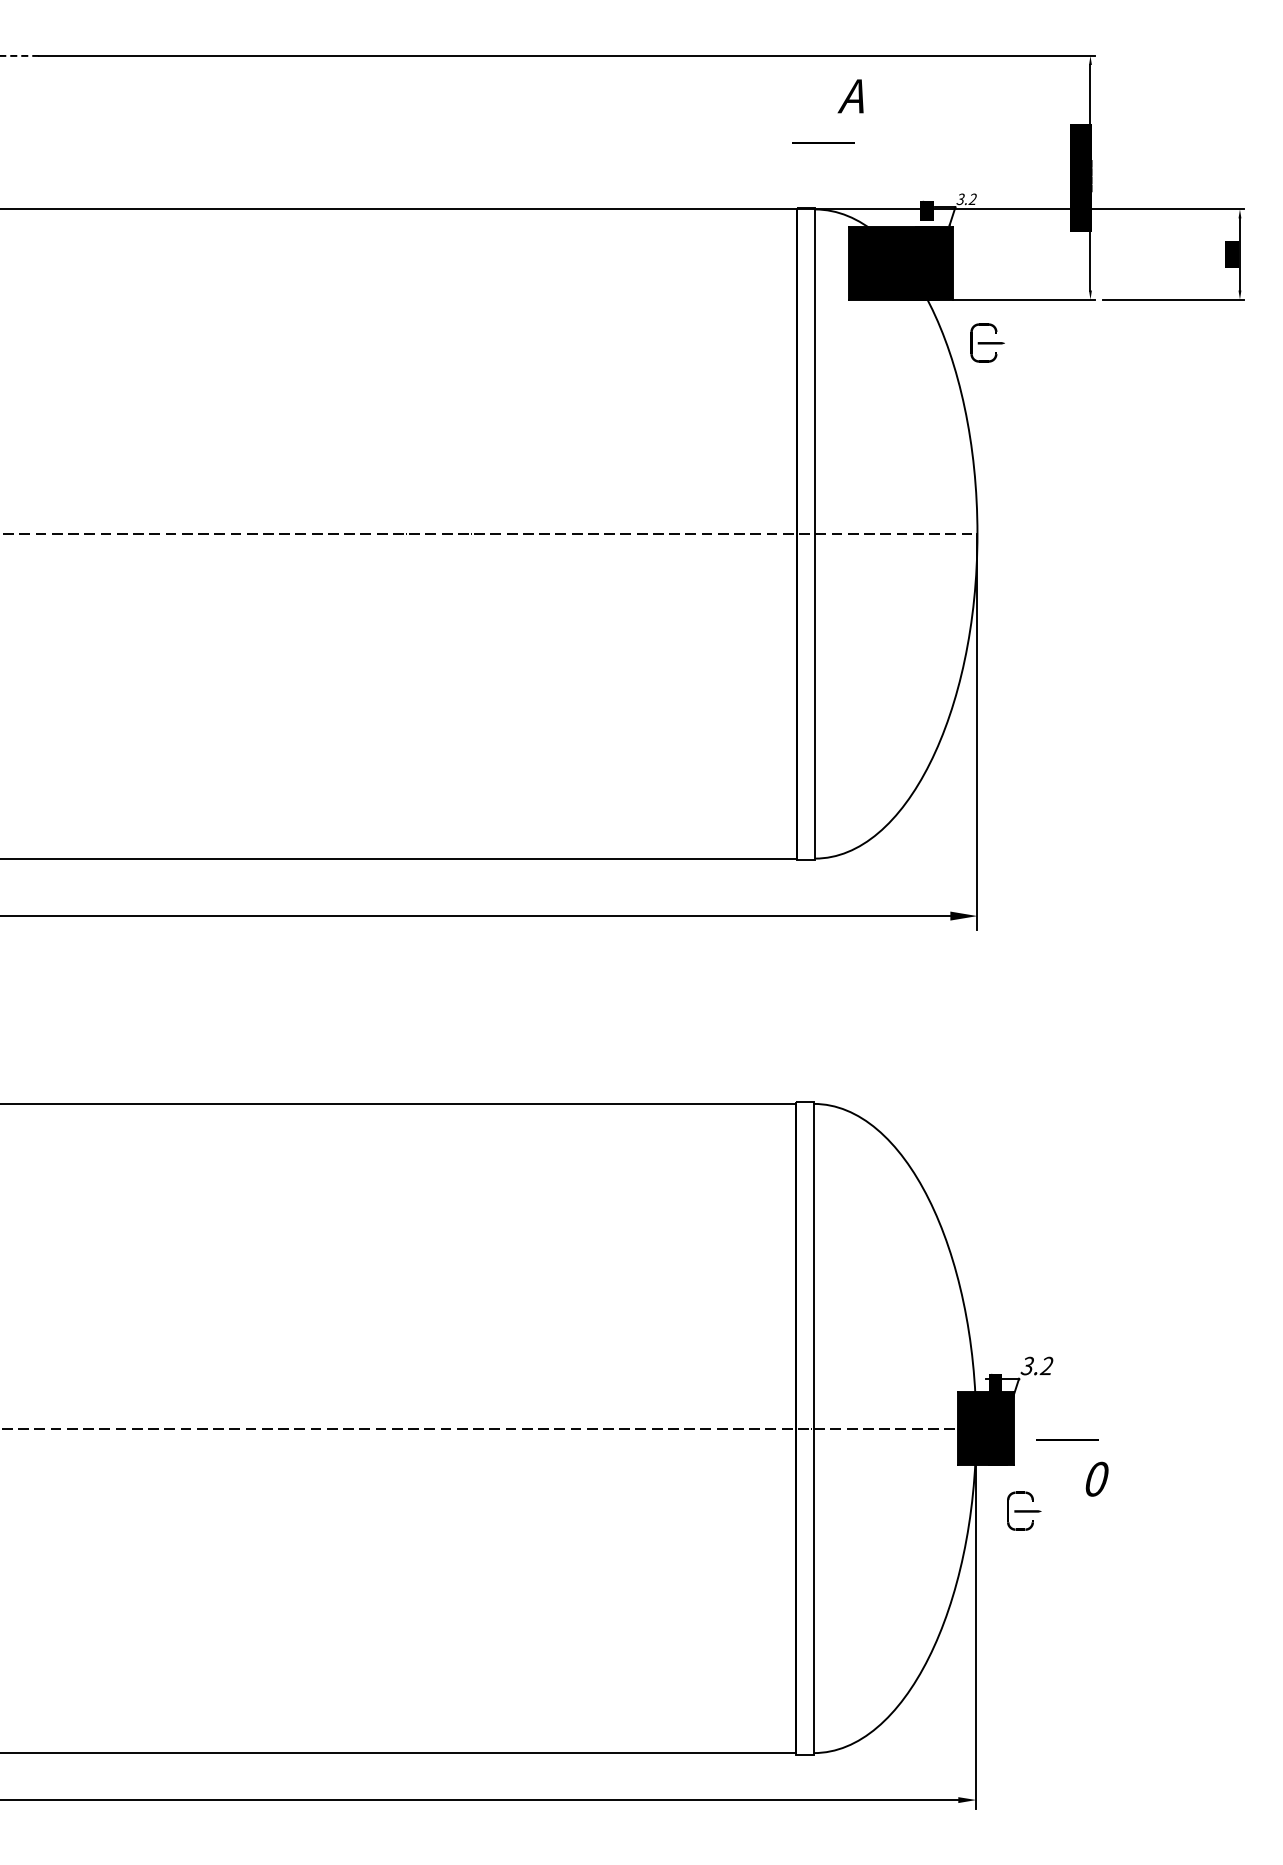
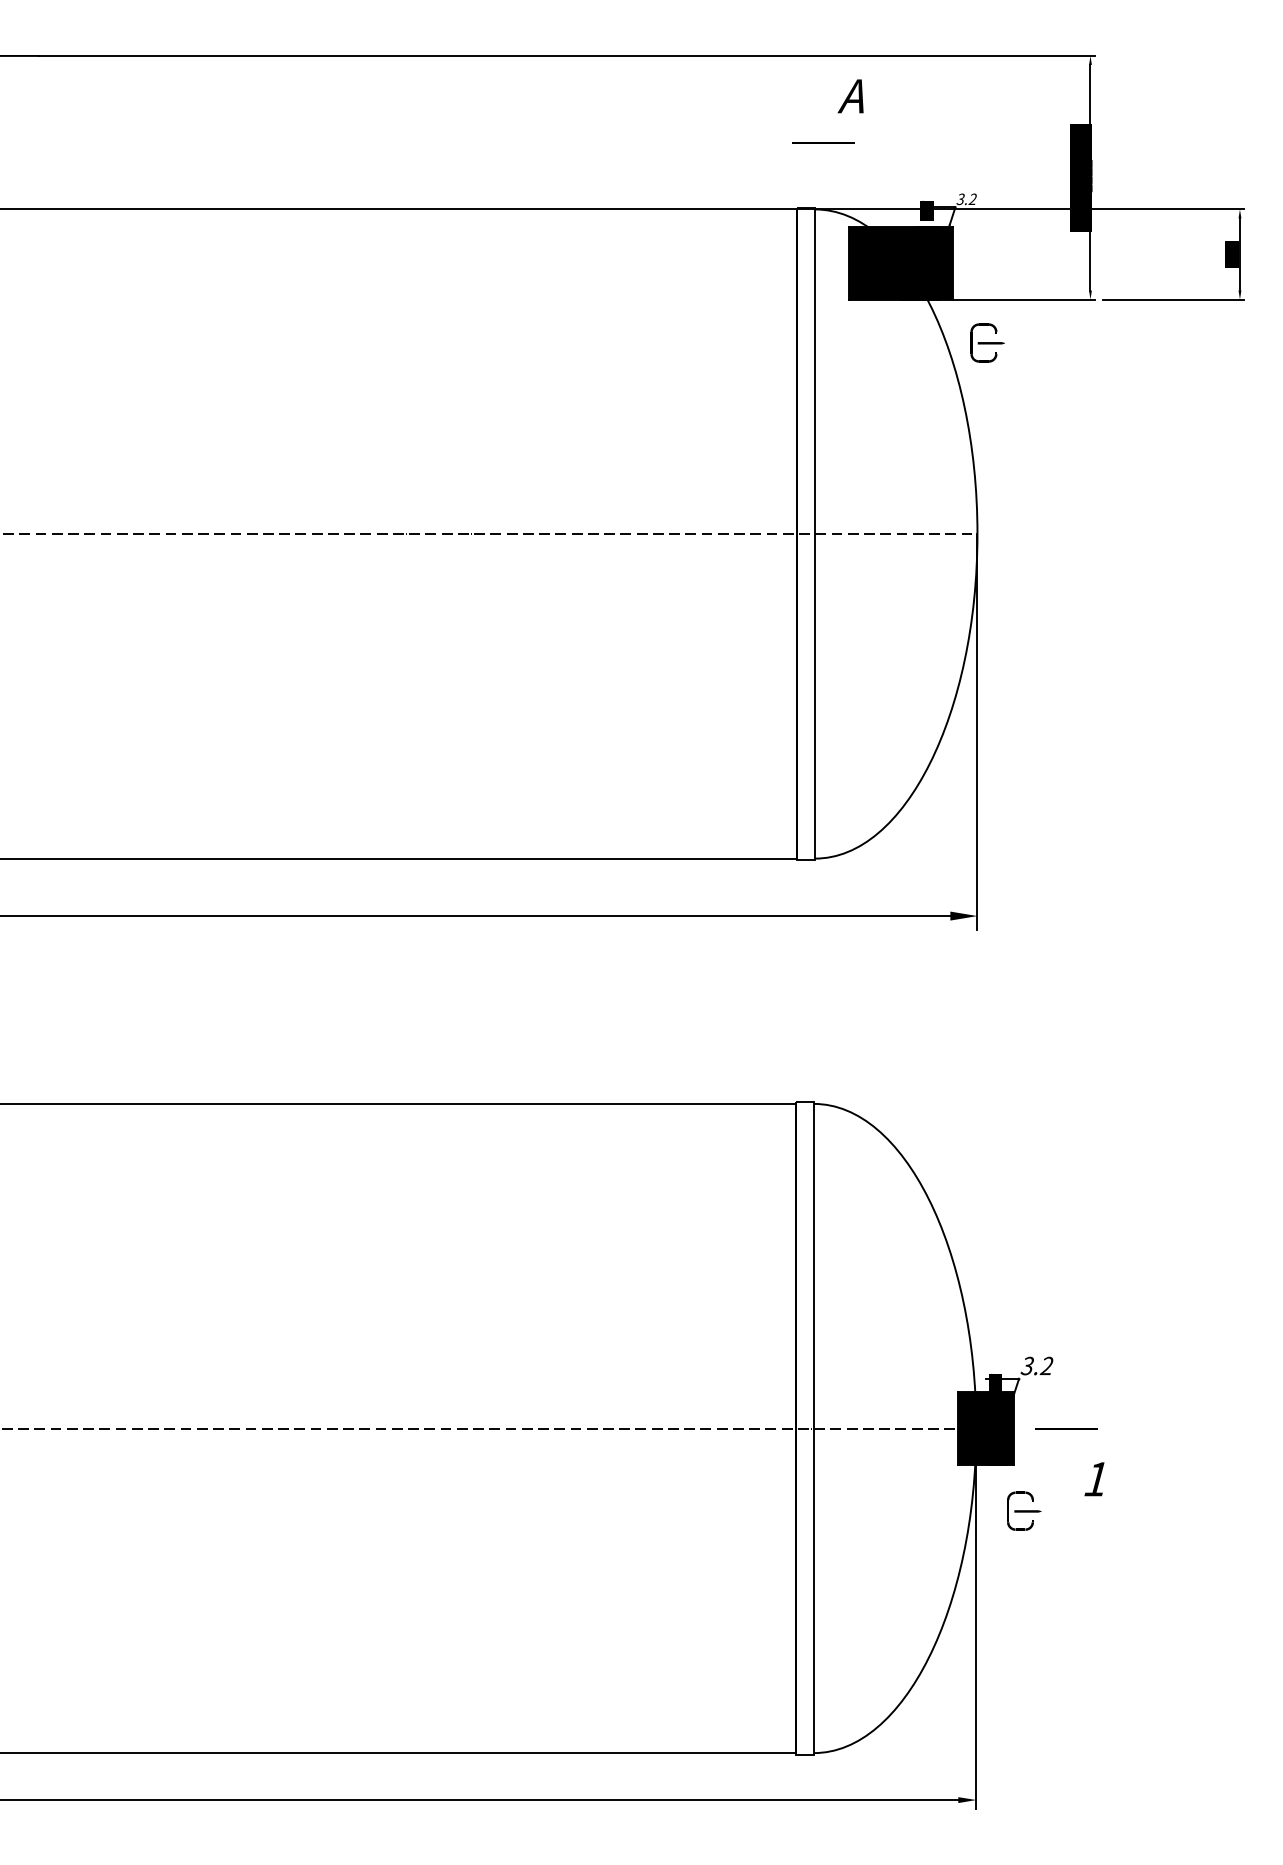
line: dashed -> solid (19, 55)
line position: (1067, 1439) -> (1066, 1428) (1066, 1428)
text: 0 -> 1 (1096, 1478)
